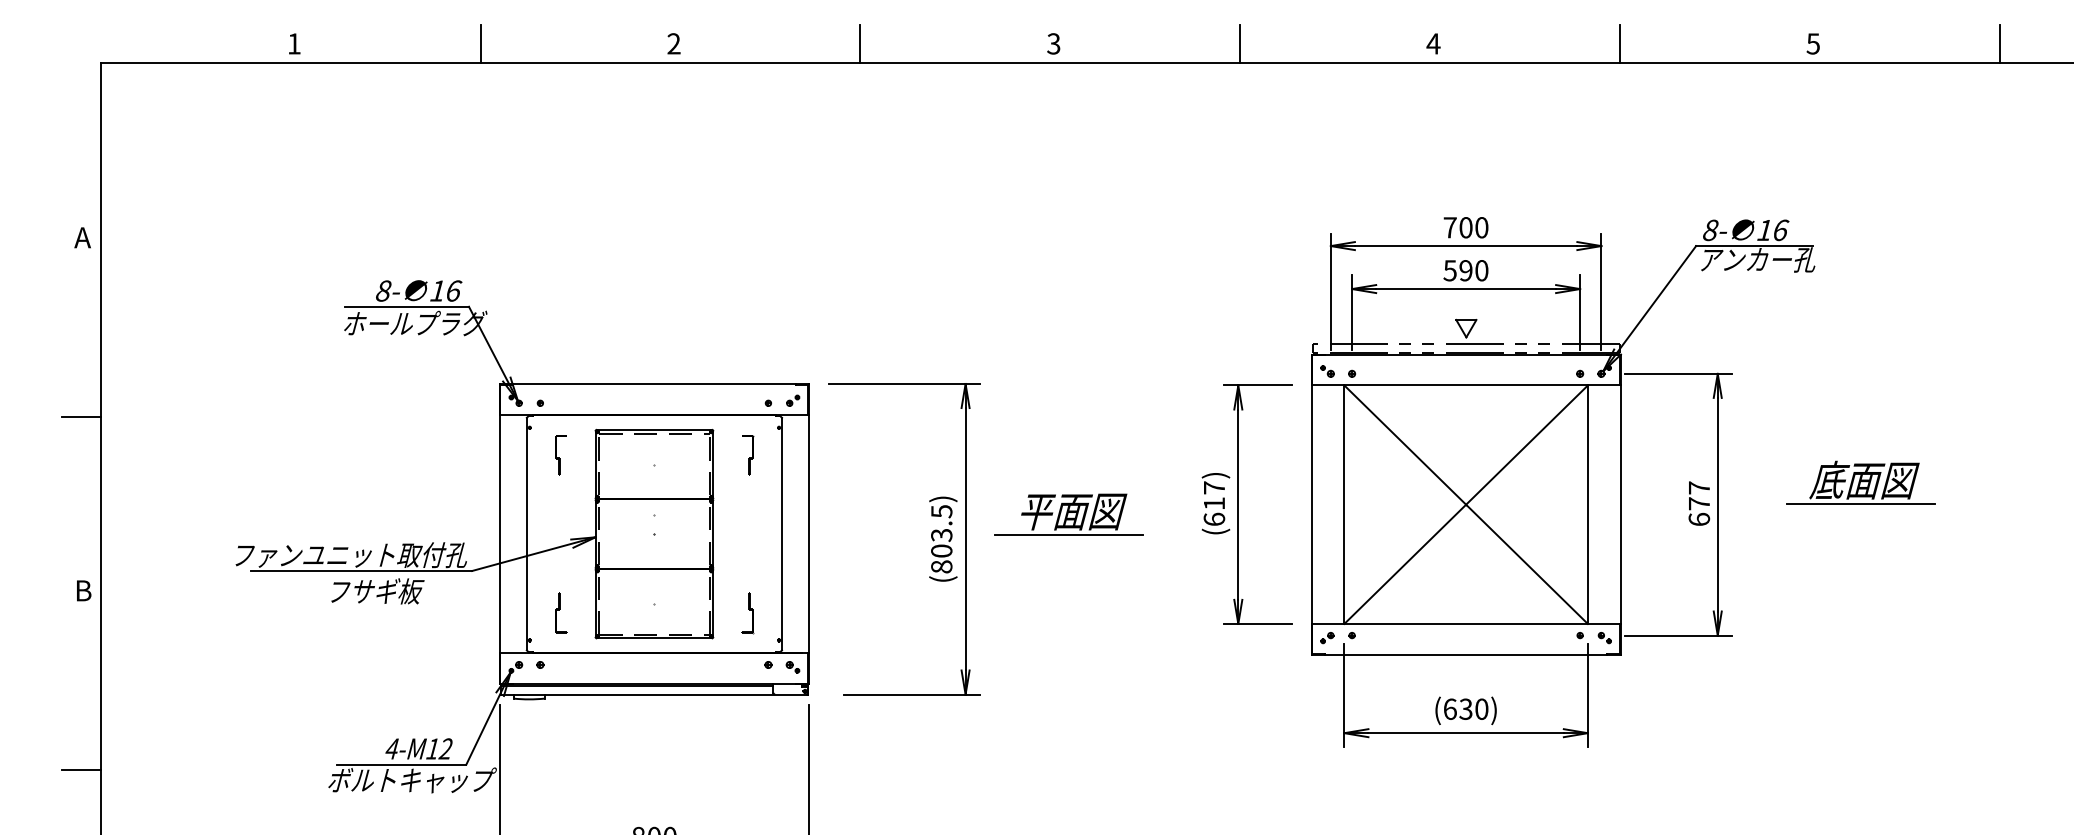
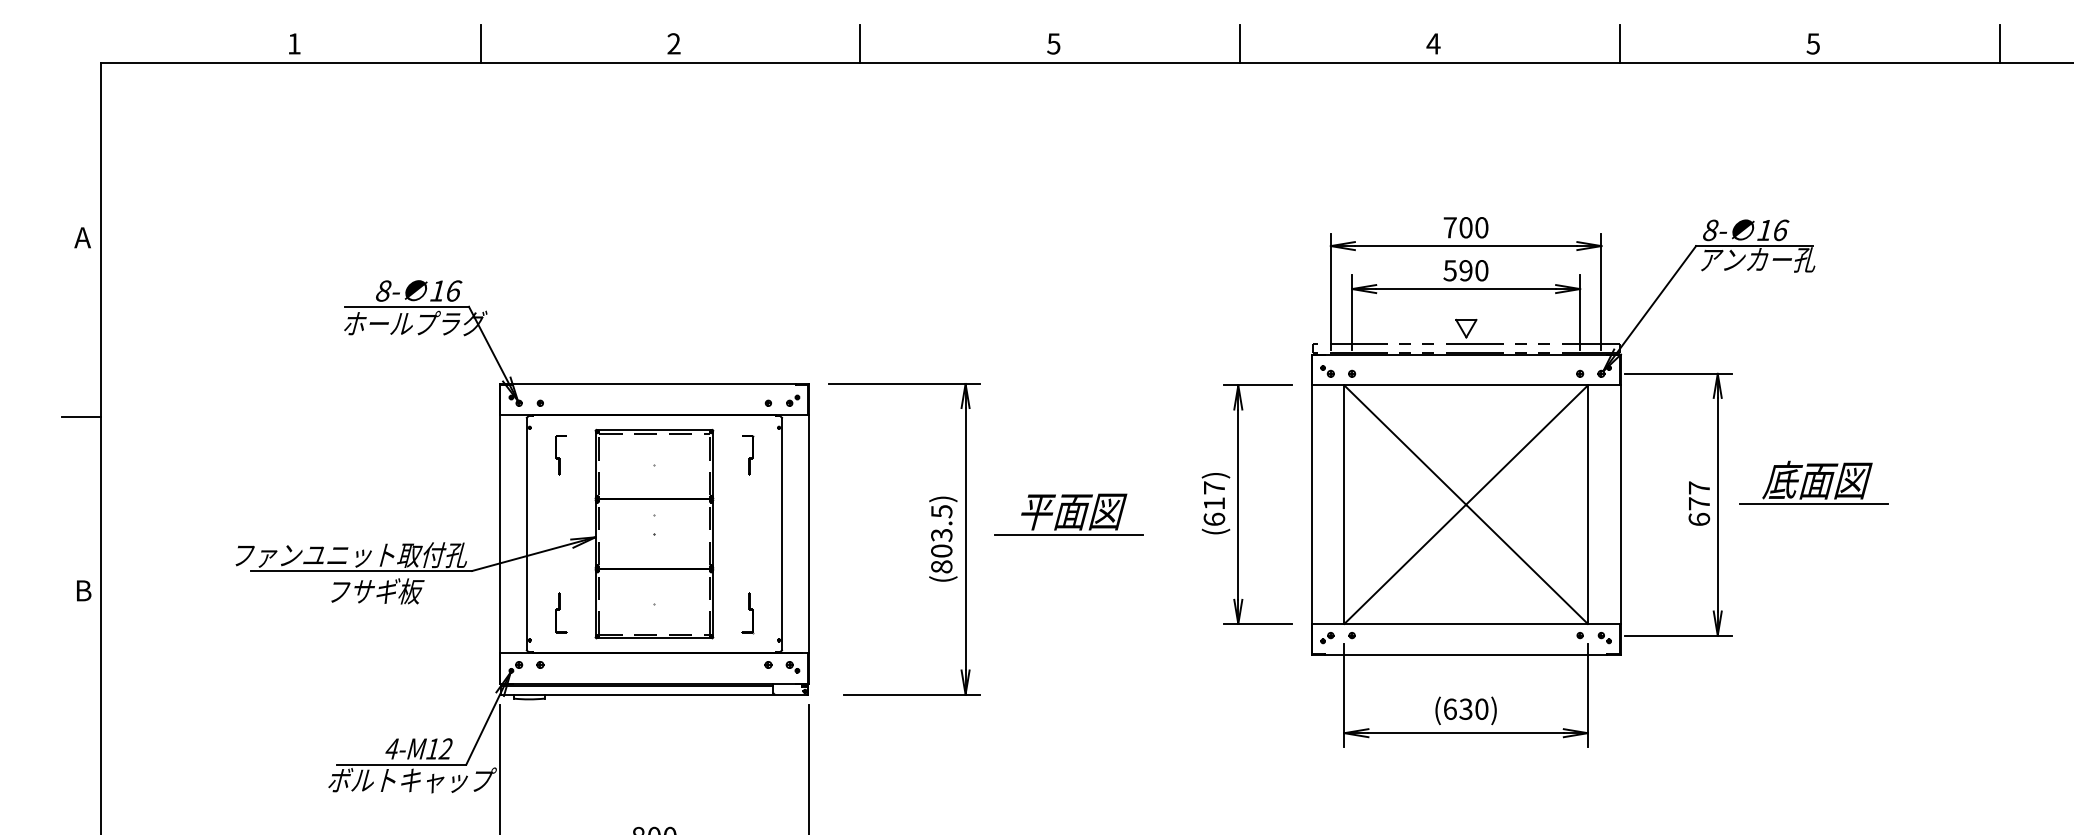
text: 3 -> 5 (1053, 43)
part position: (1860, 482) -> (1813, 482) (1813, 482)
line: present -> none (81, 769)
